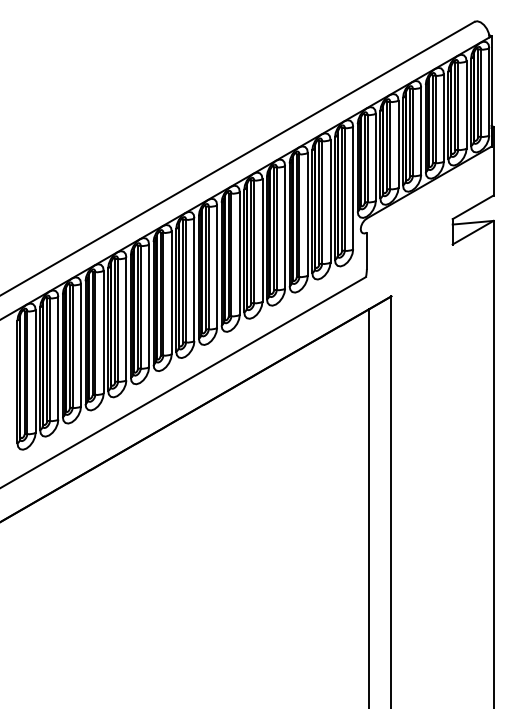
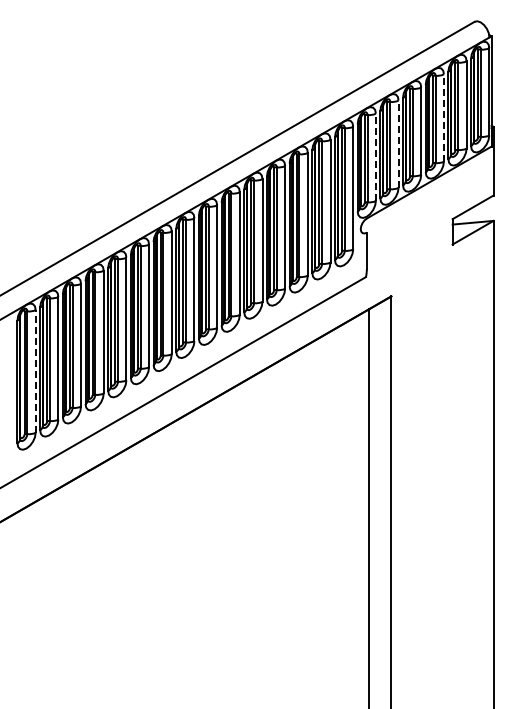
line: solid -> dashed (443, 118)
line: solid -> dashed (398, 144)
line: solid -> dashed (375, 157)
line: solid -> dashed (35, 370)
